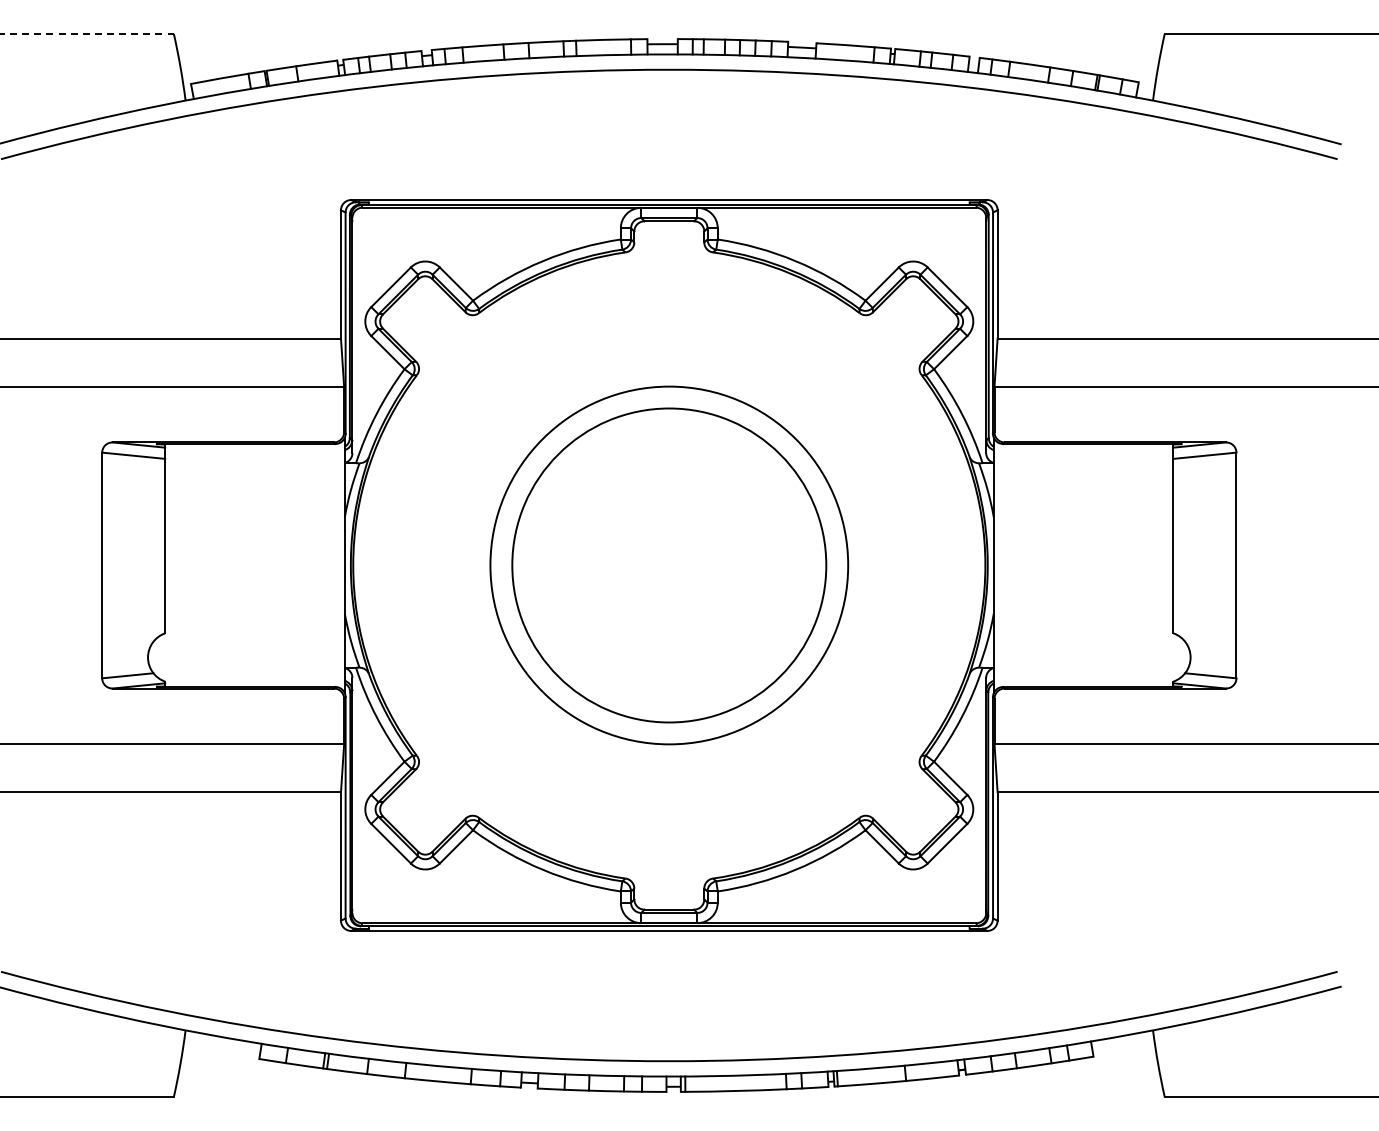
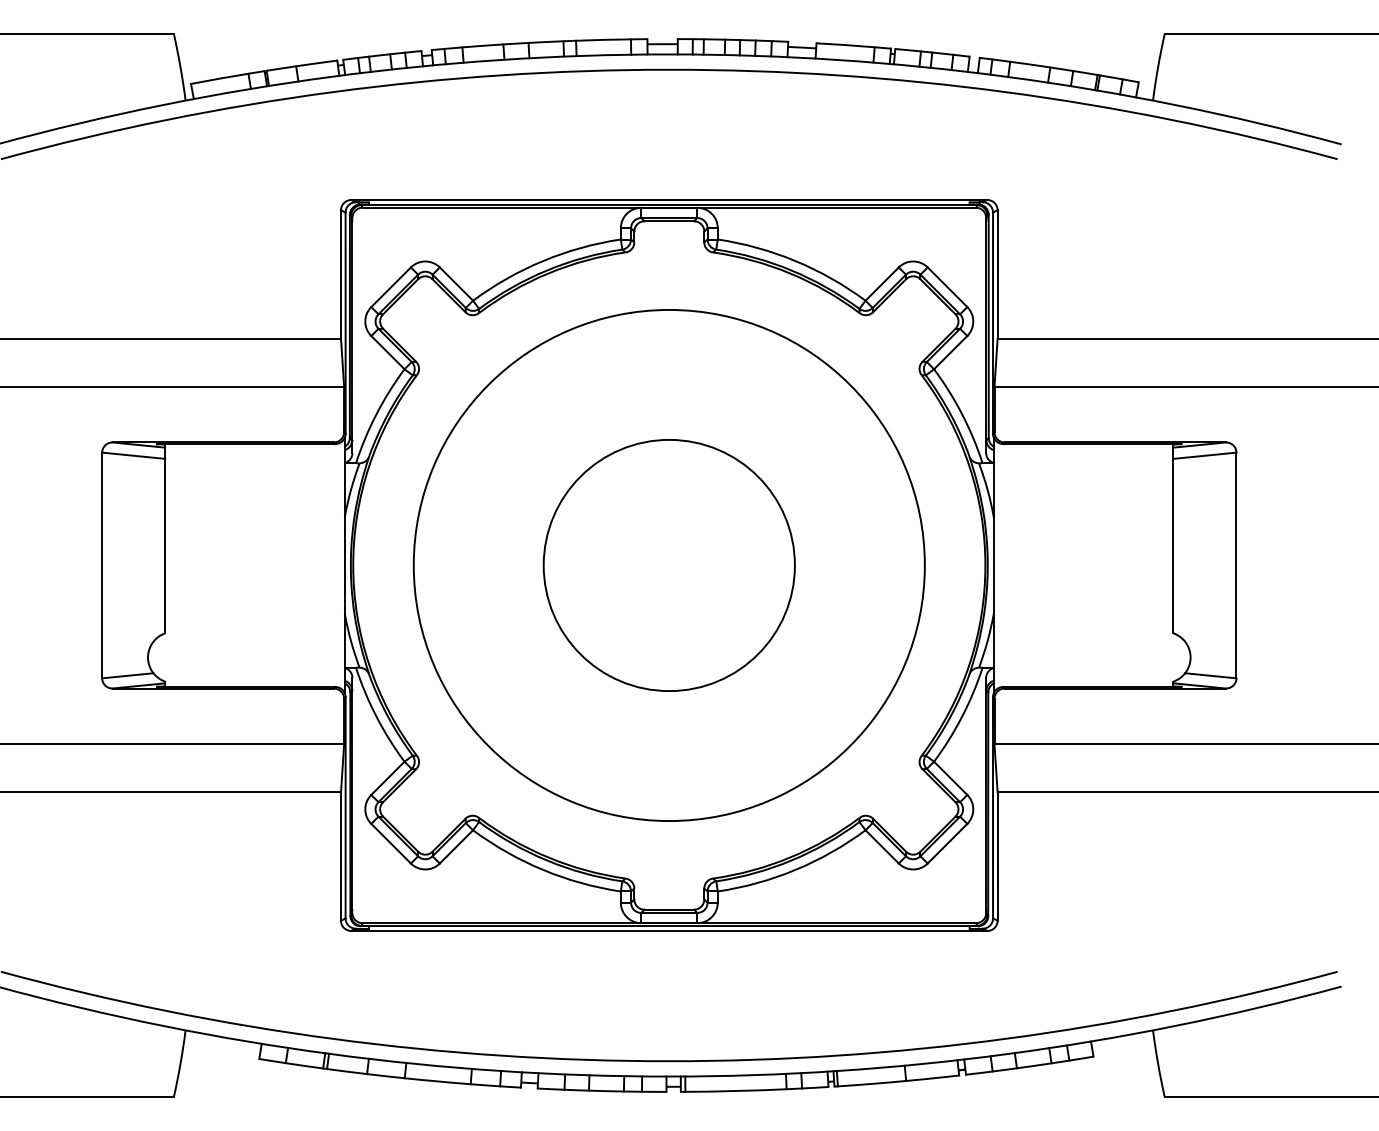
line: dashed -> solid (87, 33)
circle diameter: 314 px -> 251 px (668, 565)
circle diameter: 358 px -> 511 px (668, 565)
